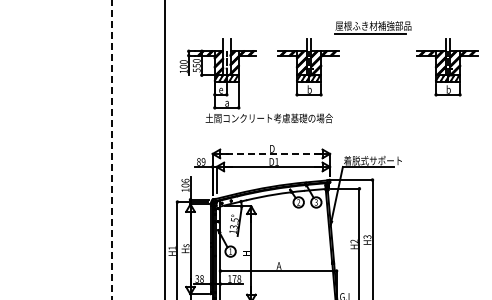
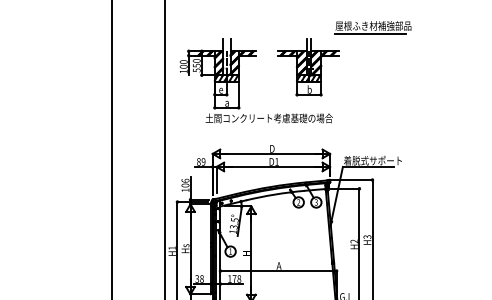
part: present -> none (447, 67)
line: dashed -> solid (112, 150)
line: dashed -> solid (271, 153)
